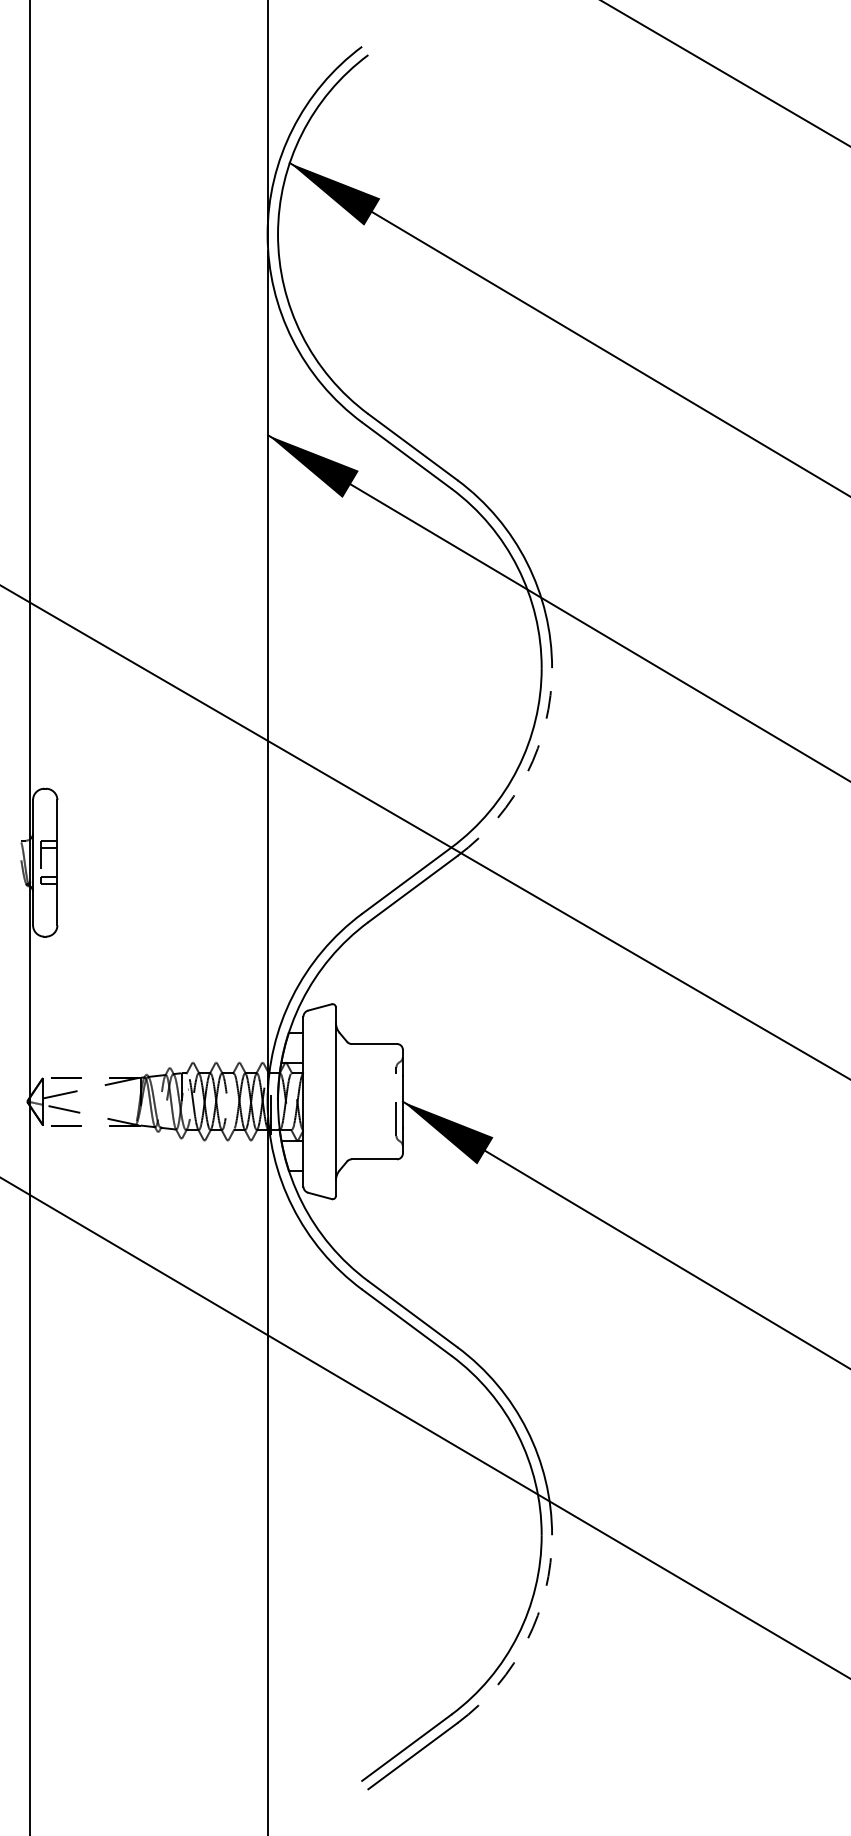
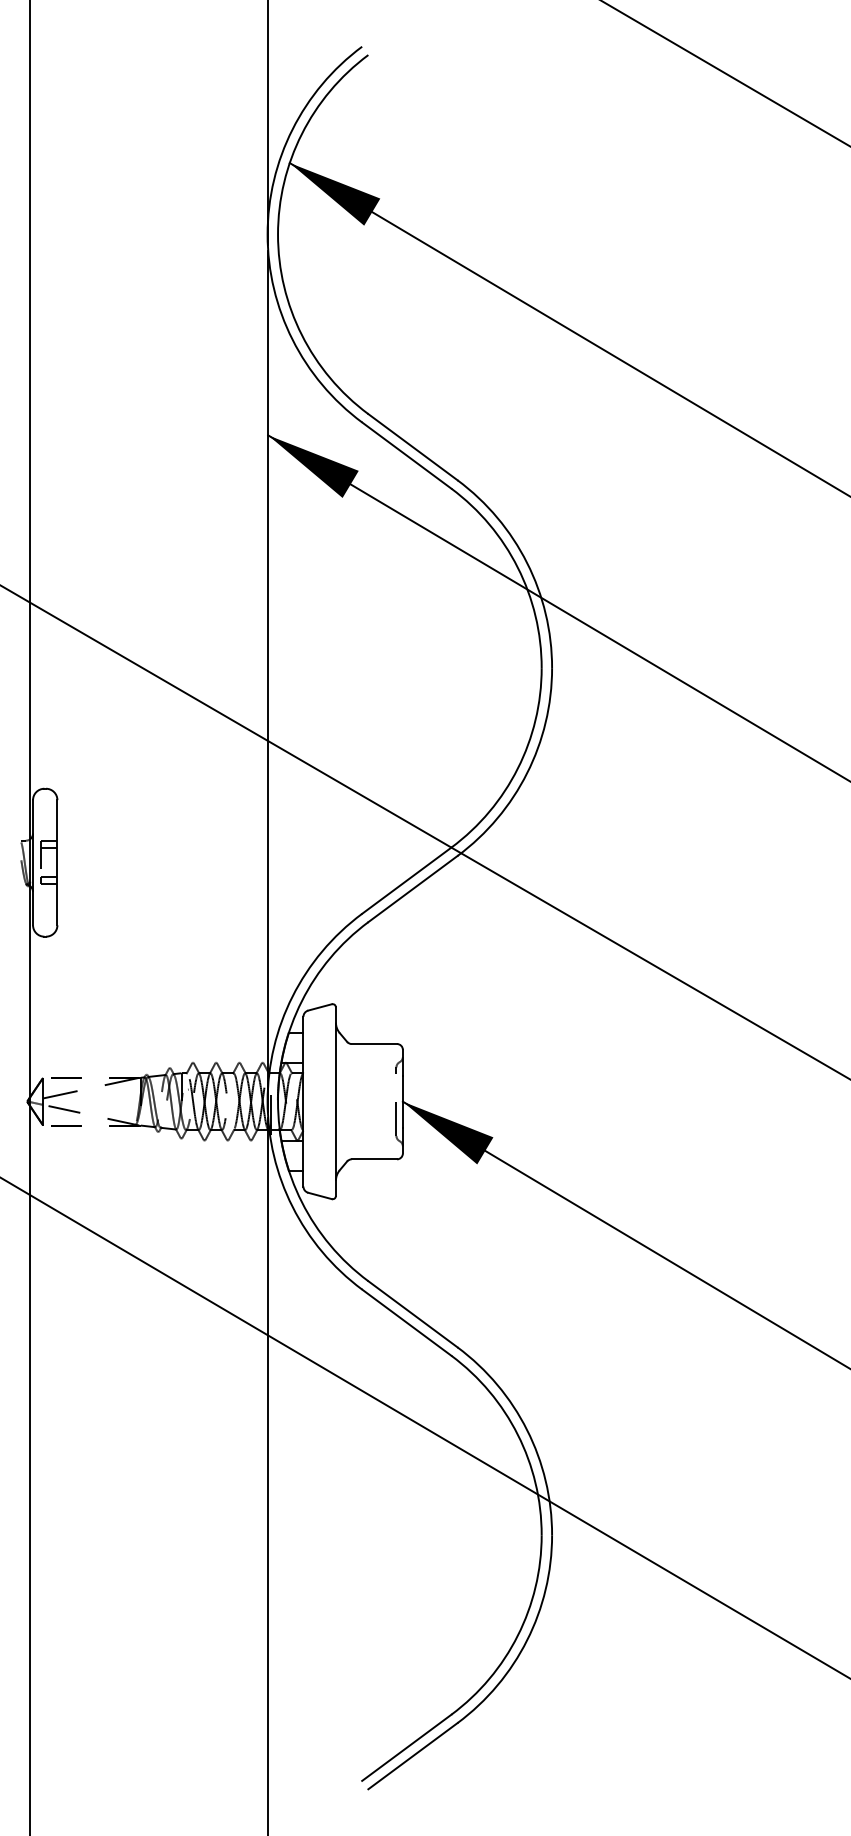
arc: dashed -> solid (527, 773)
arc: dashed -> solid (527, 1640)
